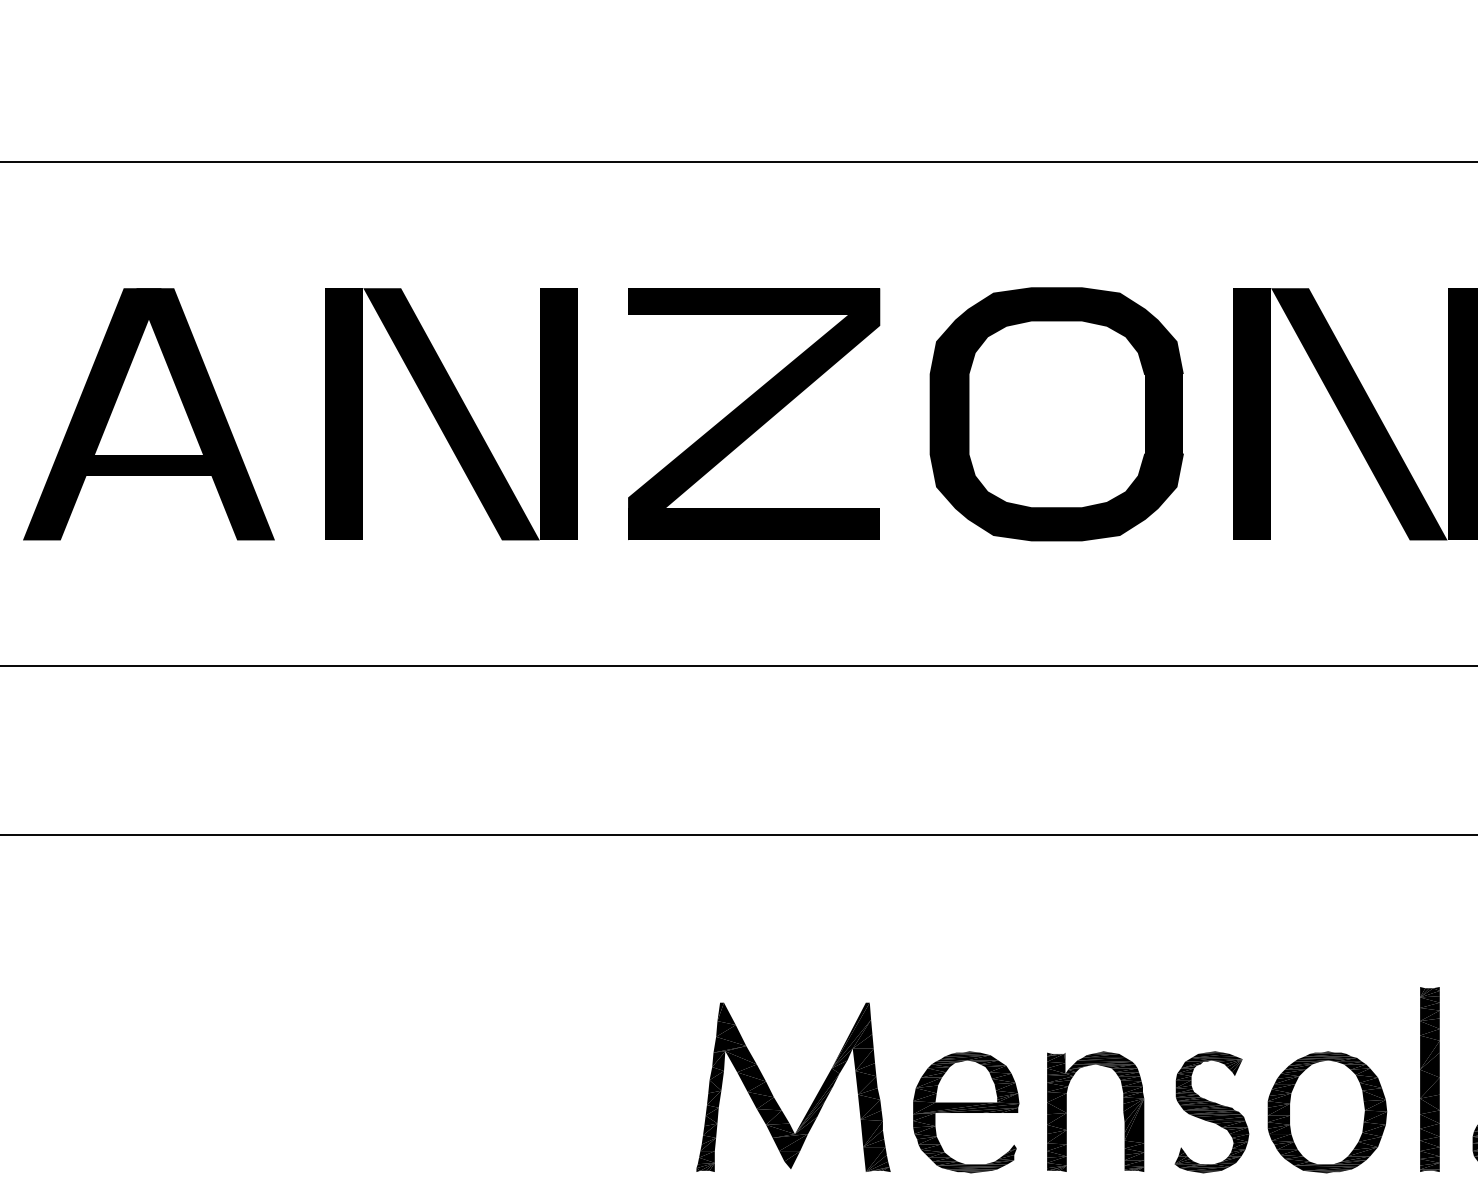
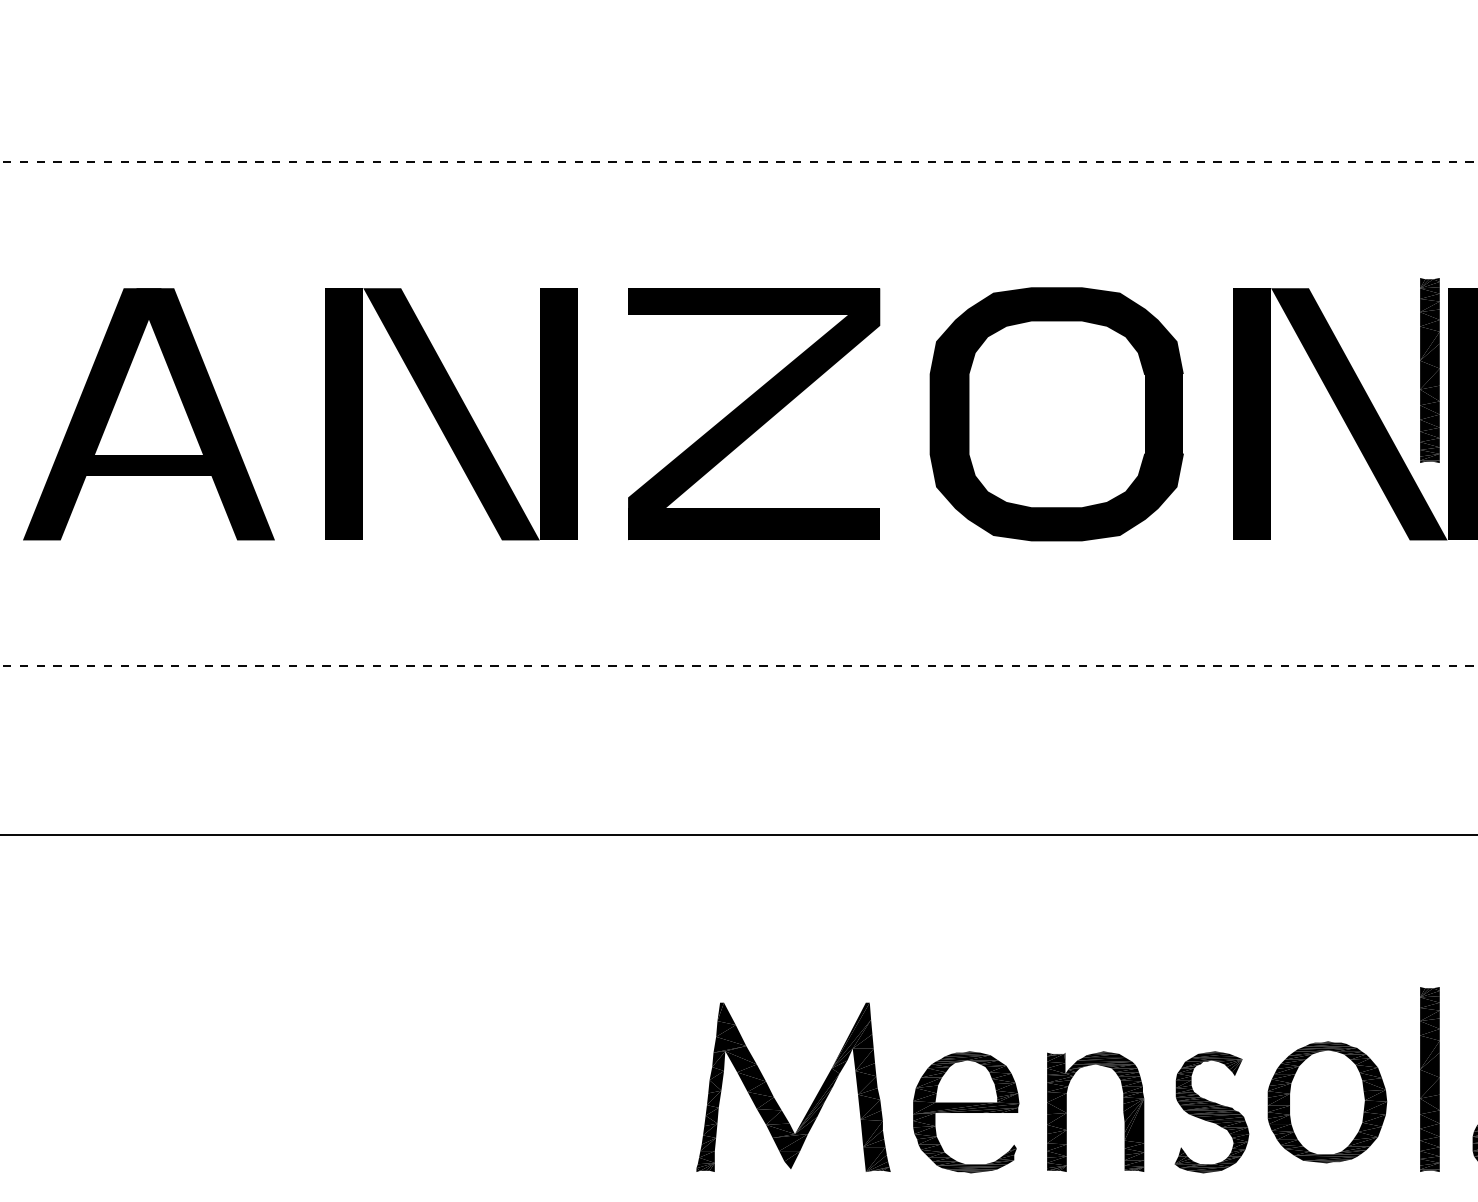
line: solid -> dashed (739, 162)
part: none -> present (1429, 370)
line: solid -> dashed (739, 666)
part position: (1327, 1112) -> (1327, 1102) (1327, 1102)
